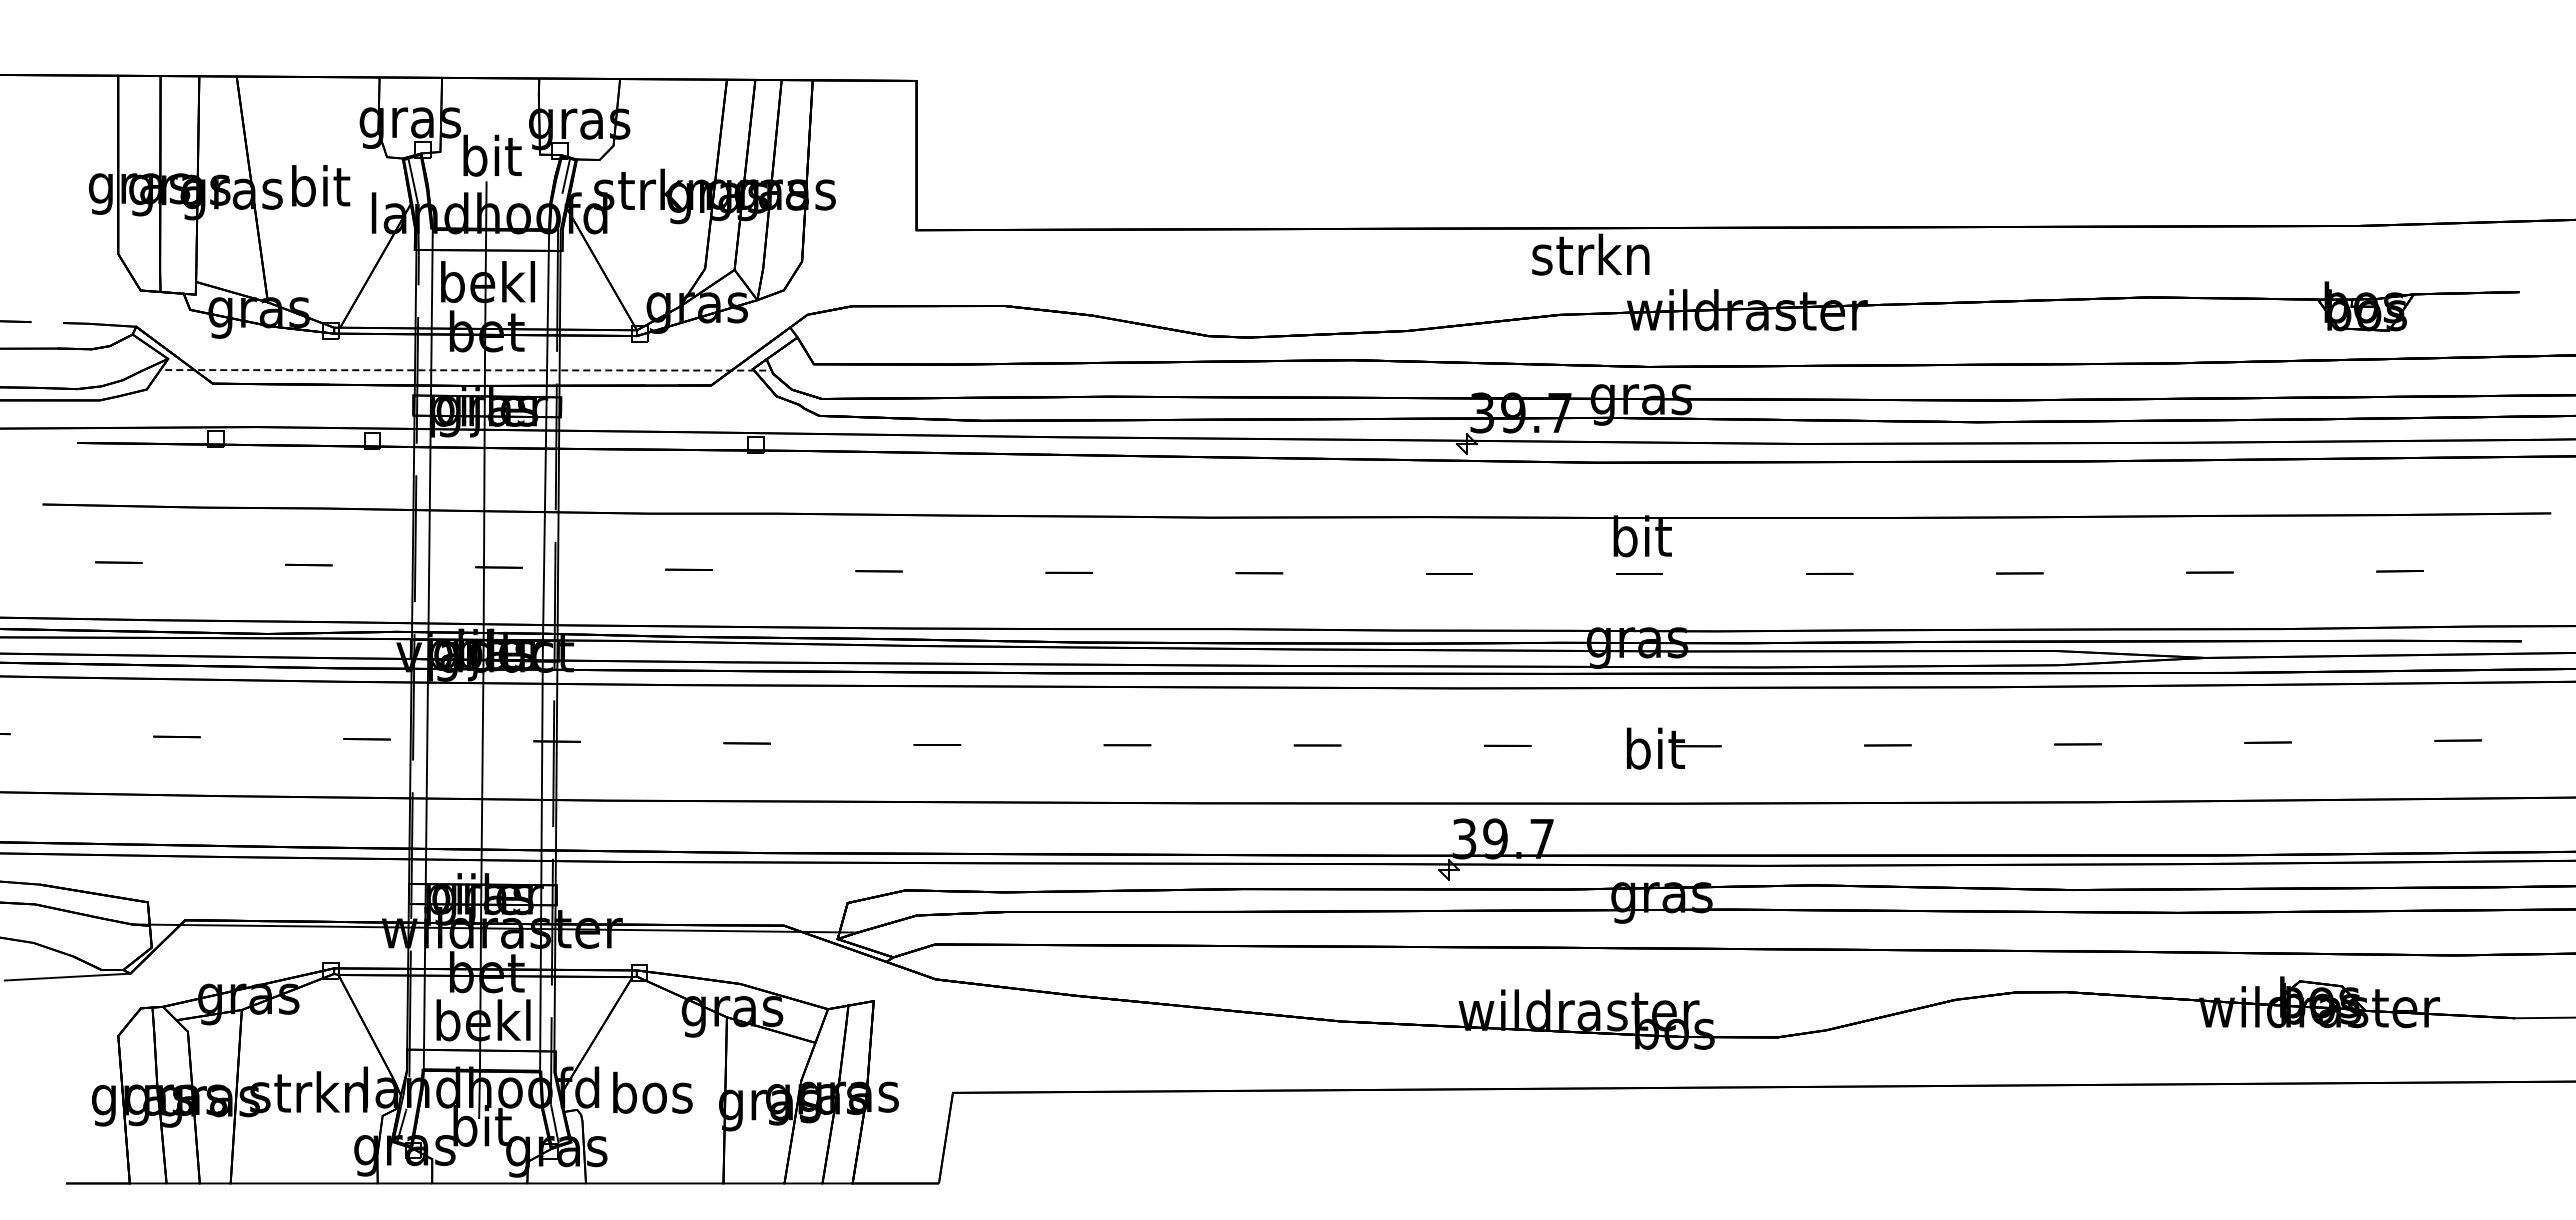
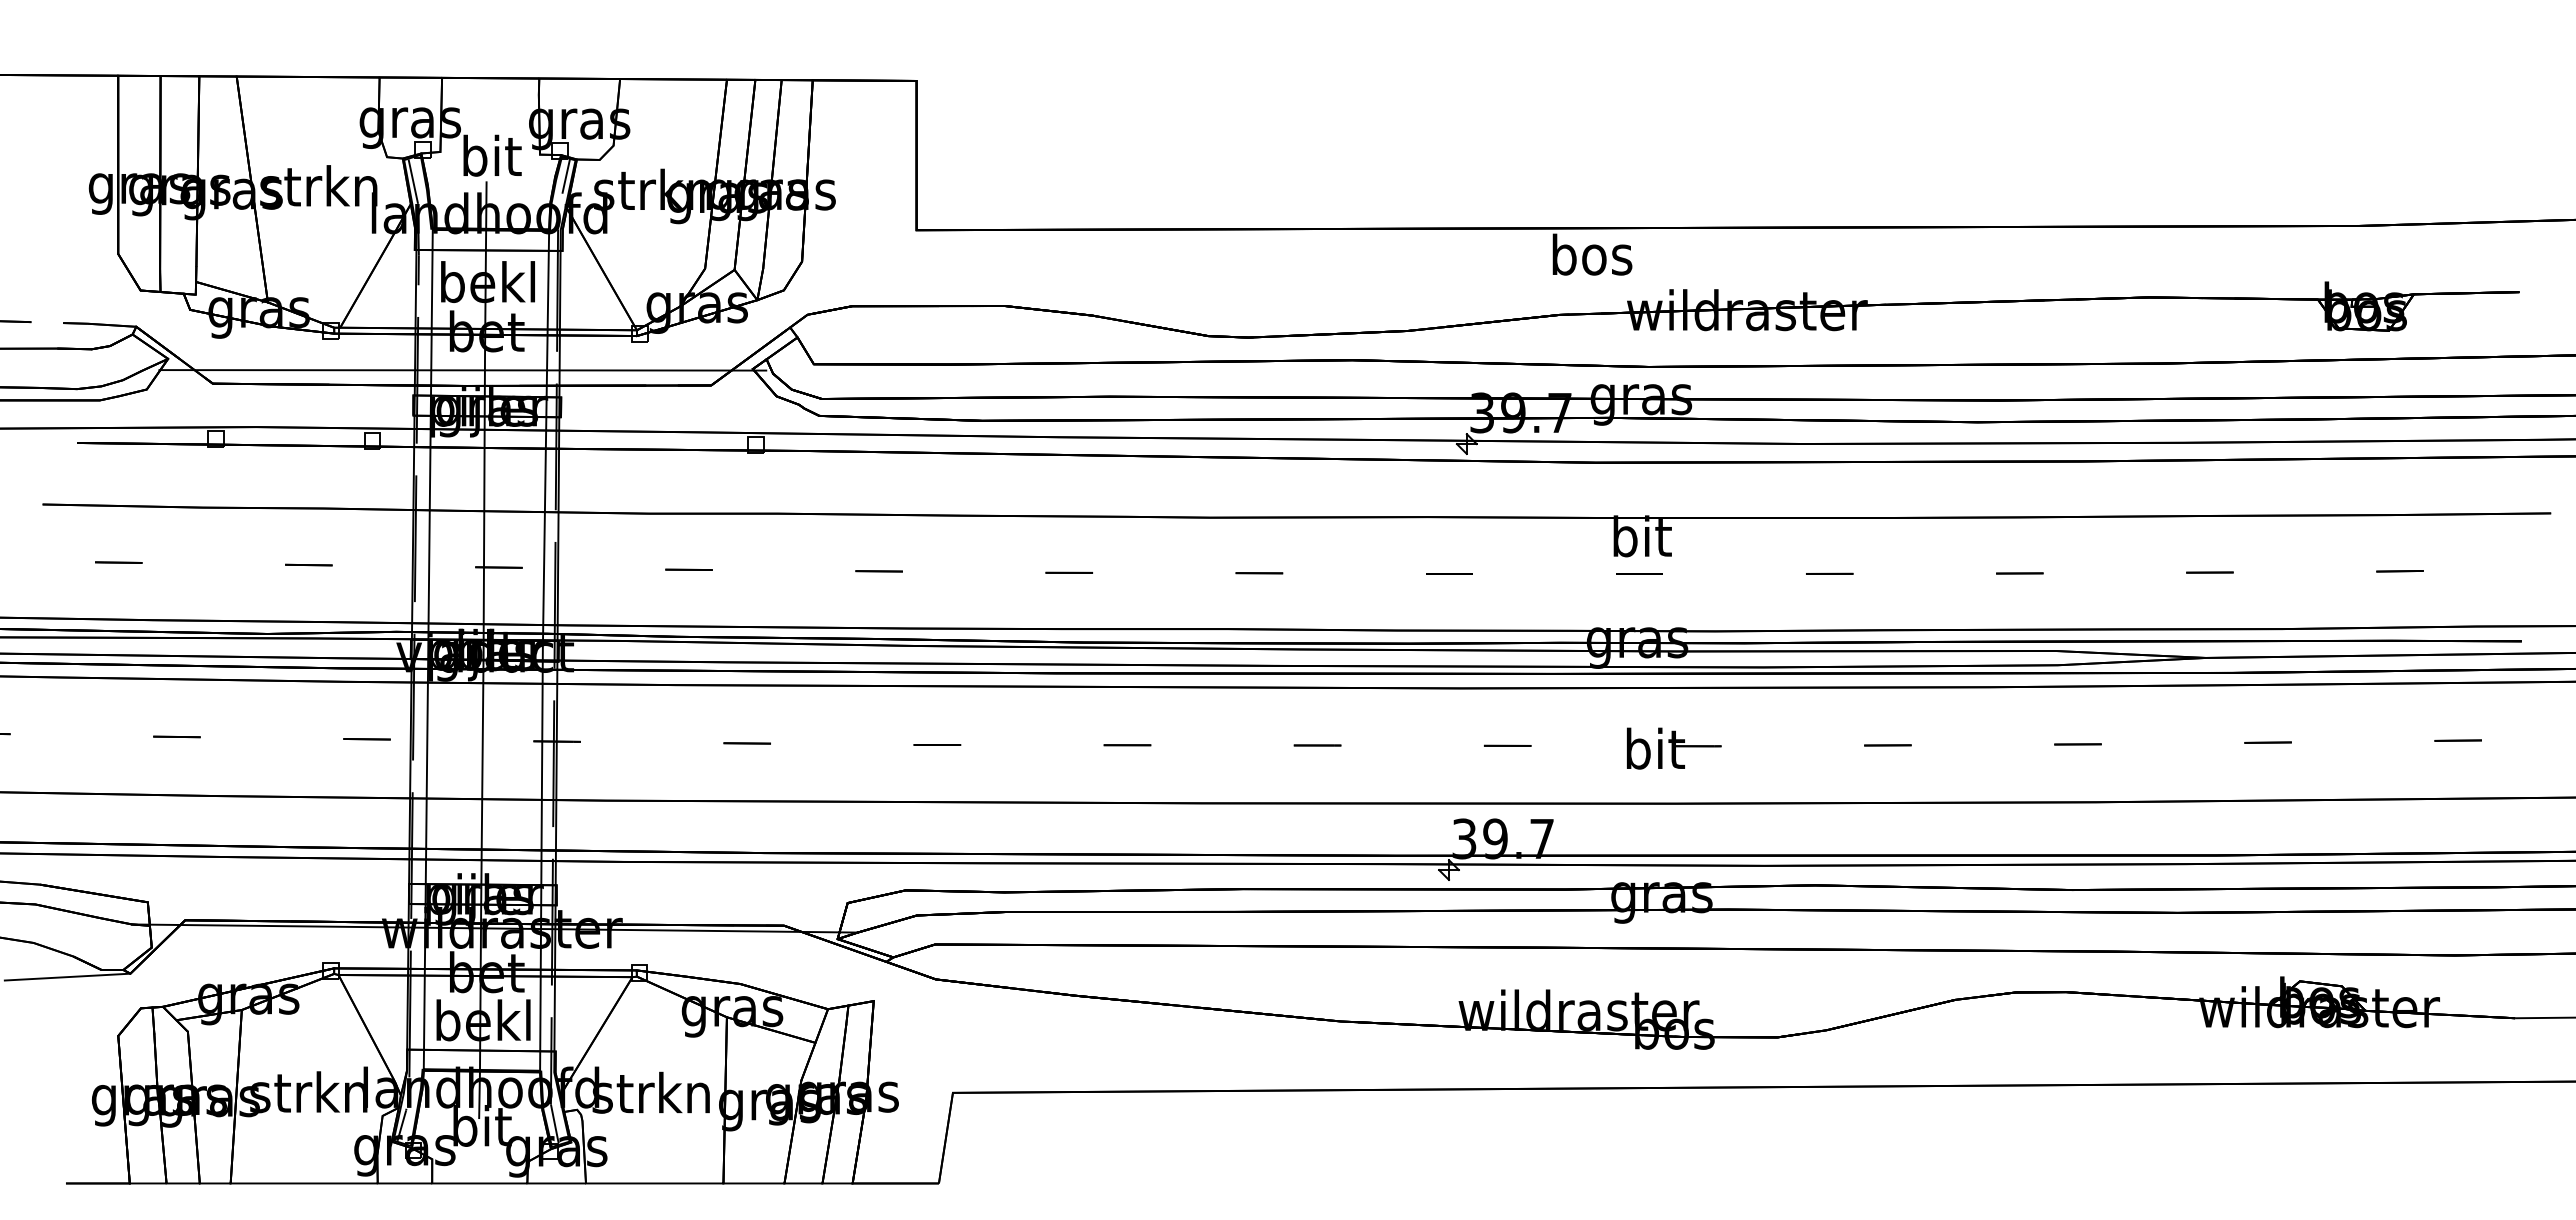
text: bit -> strkn (318, 186)
text: strkn -> bos (1590, 254)
line: dashed -> solid (462, 370)
text: bos -> strkn (650, 1092)
